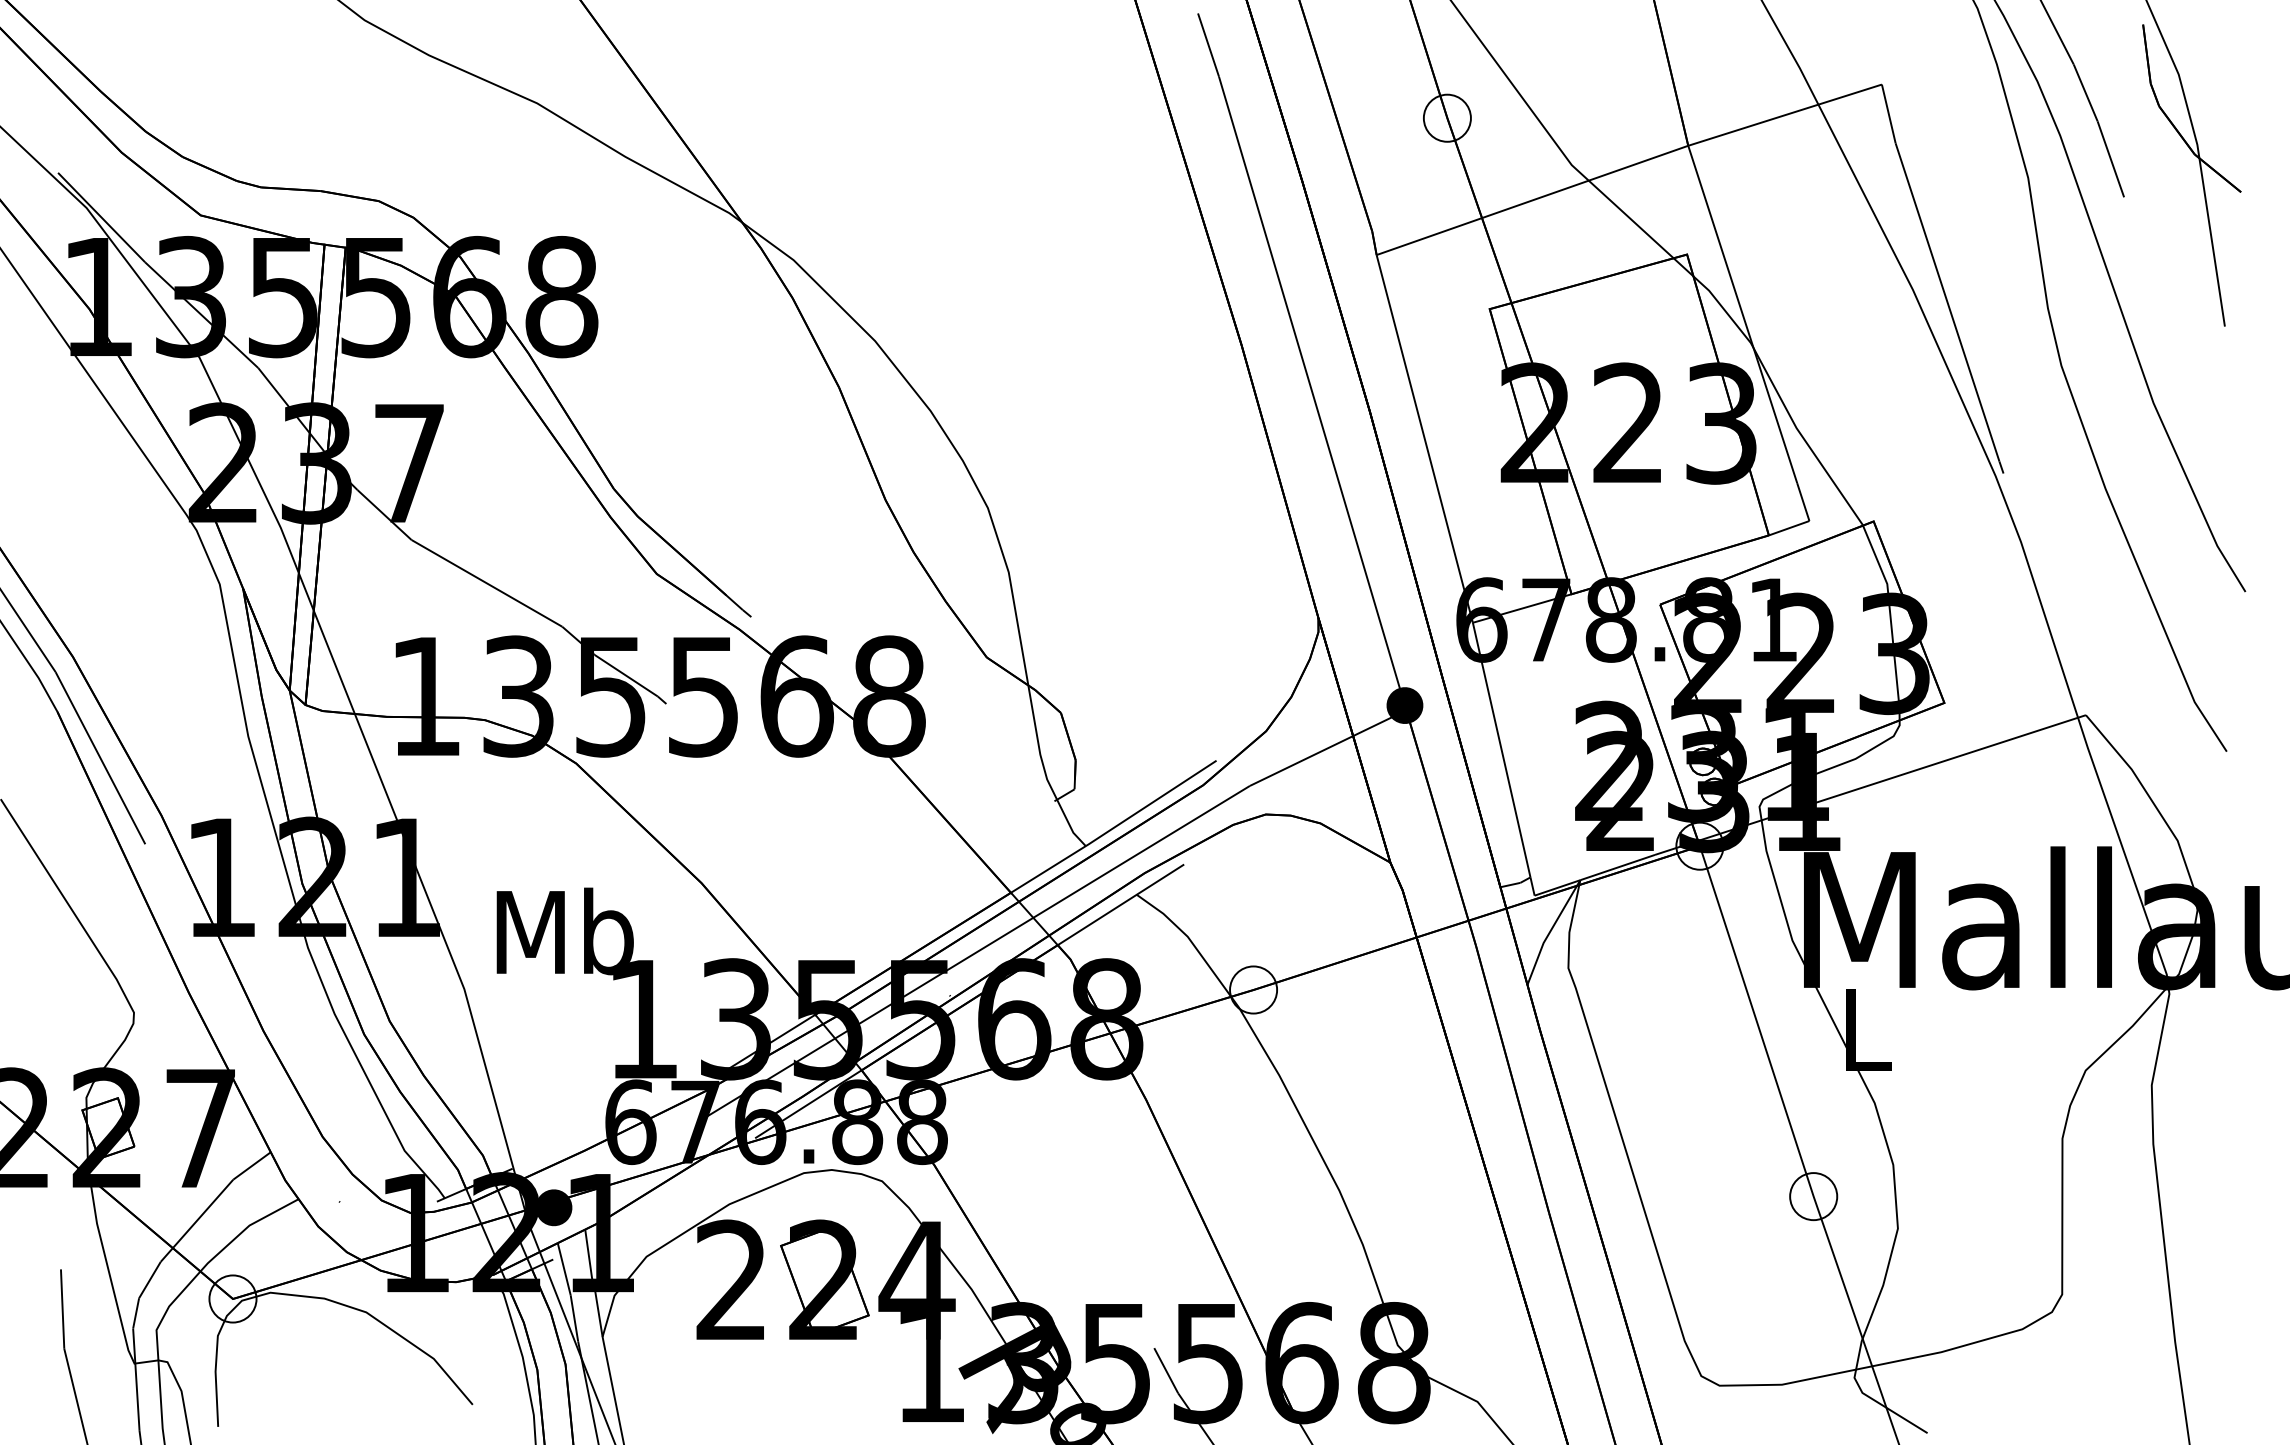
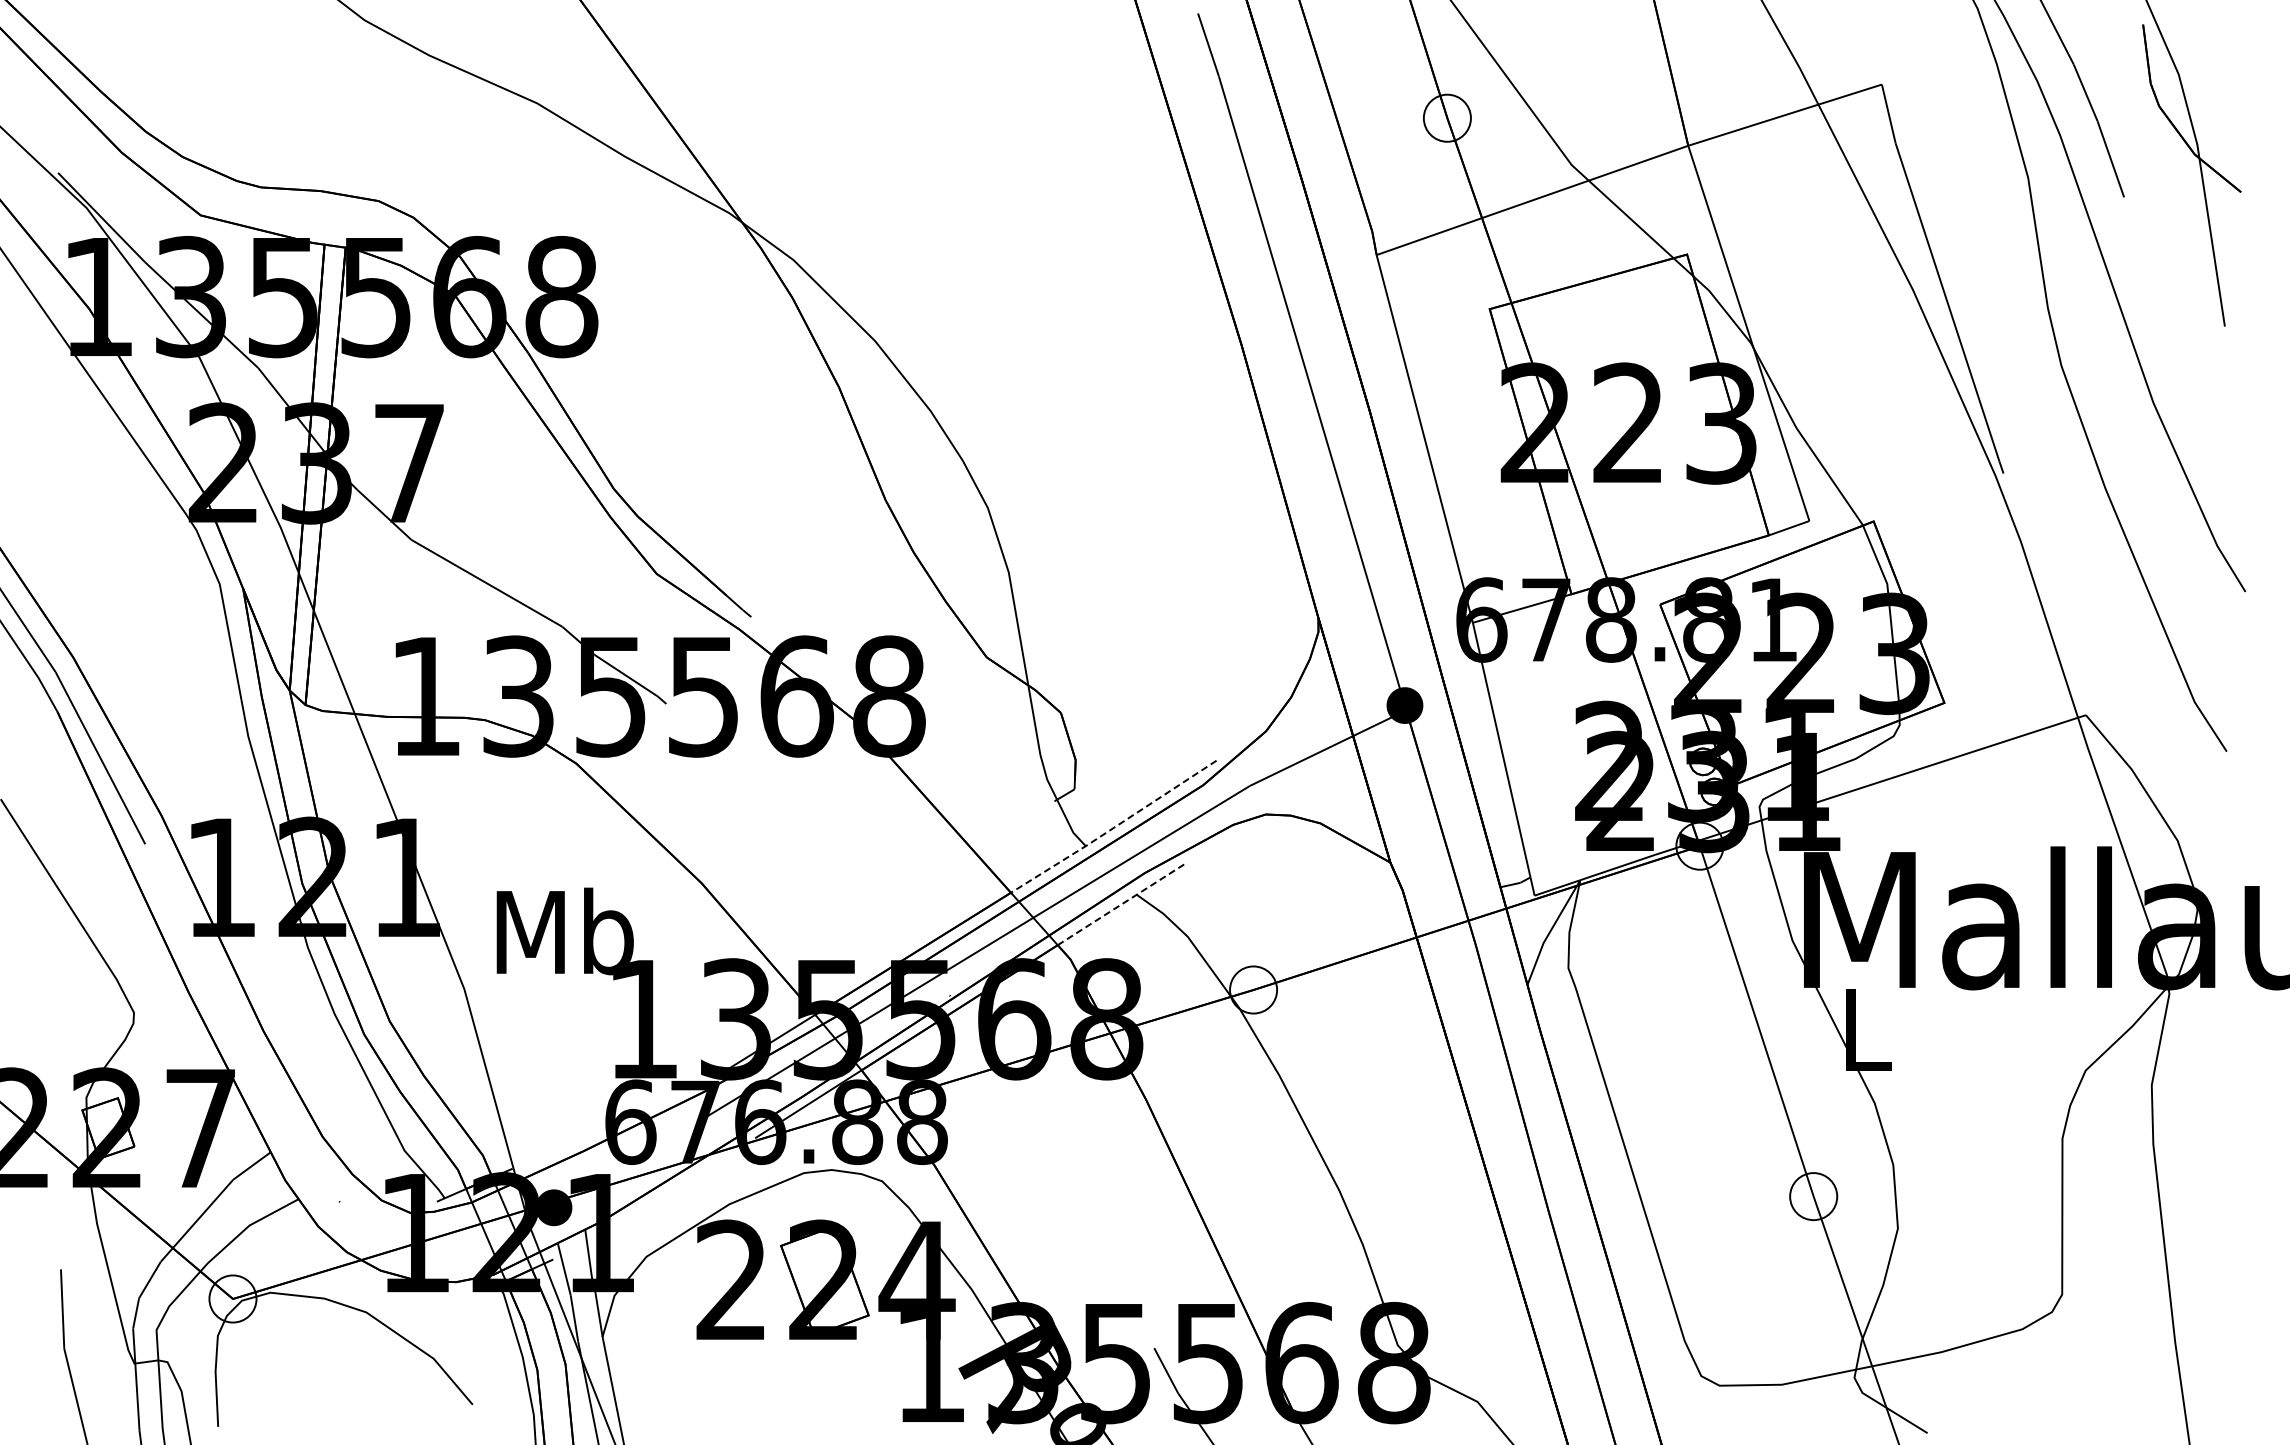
line: solid -> dashed (1113, 827)
line: solid -> dashed (1120, 904)
